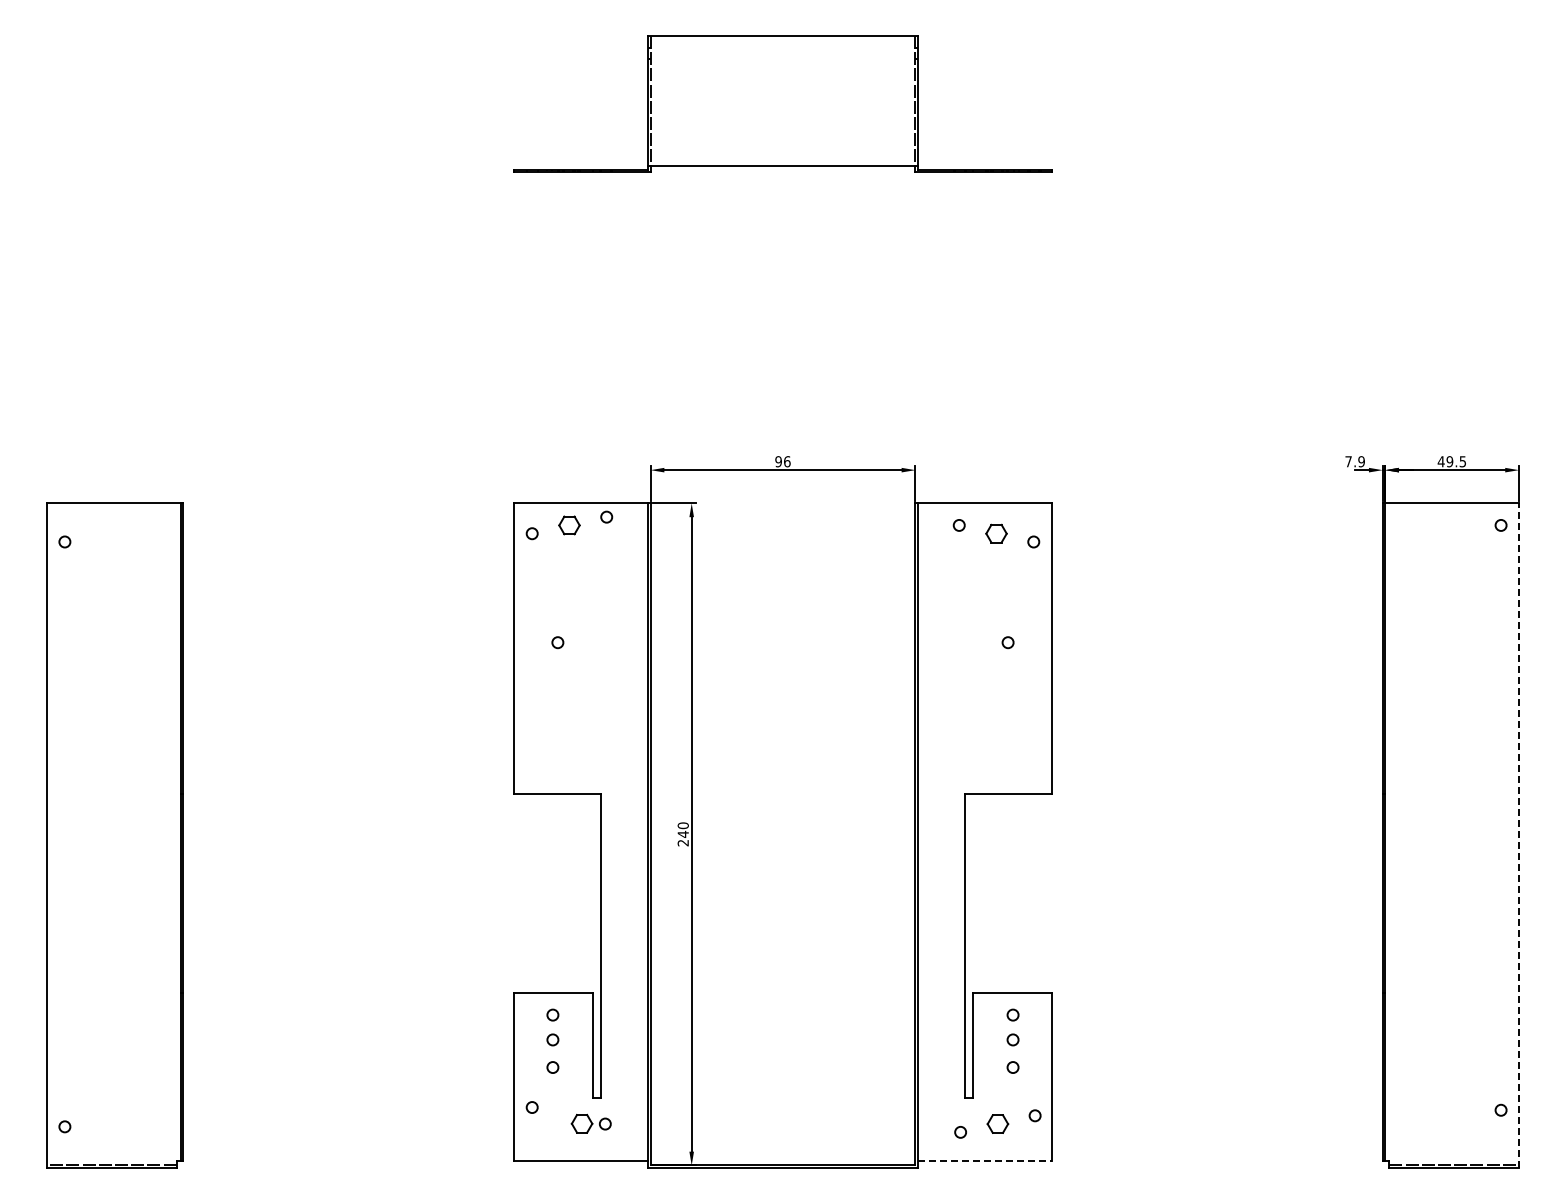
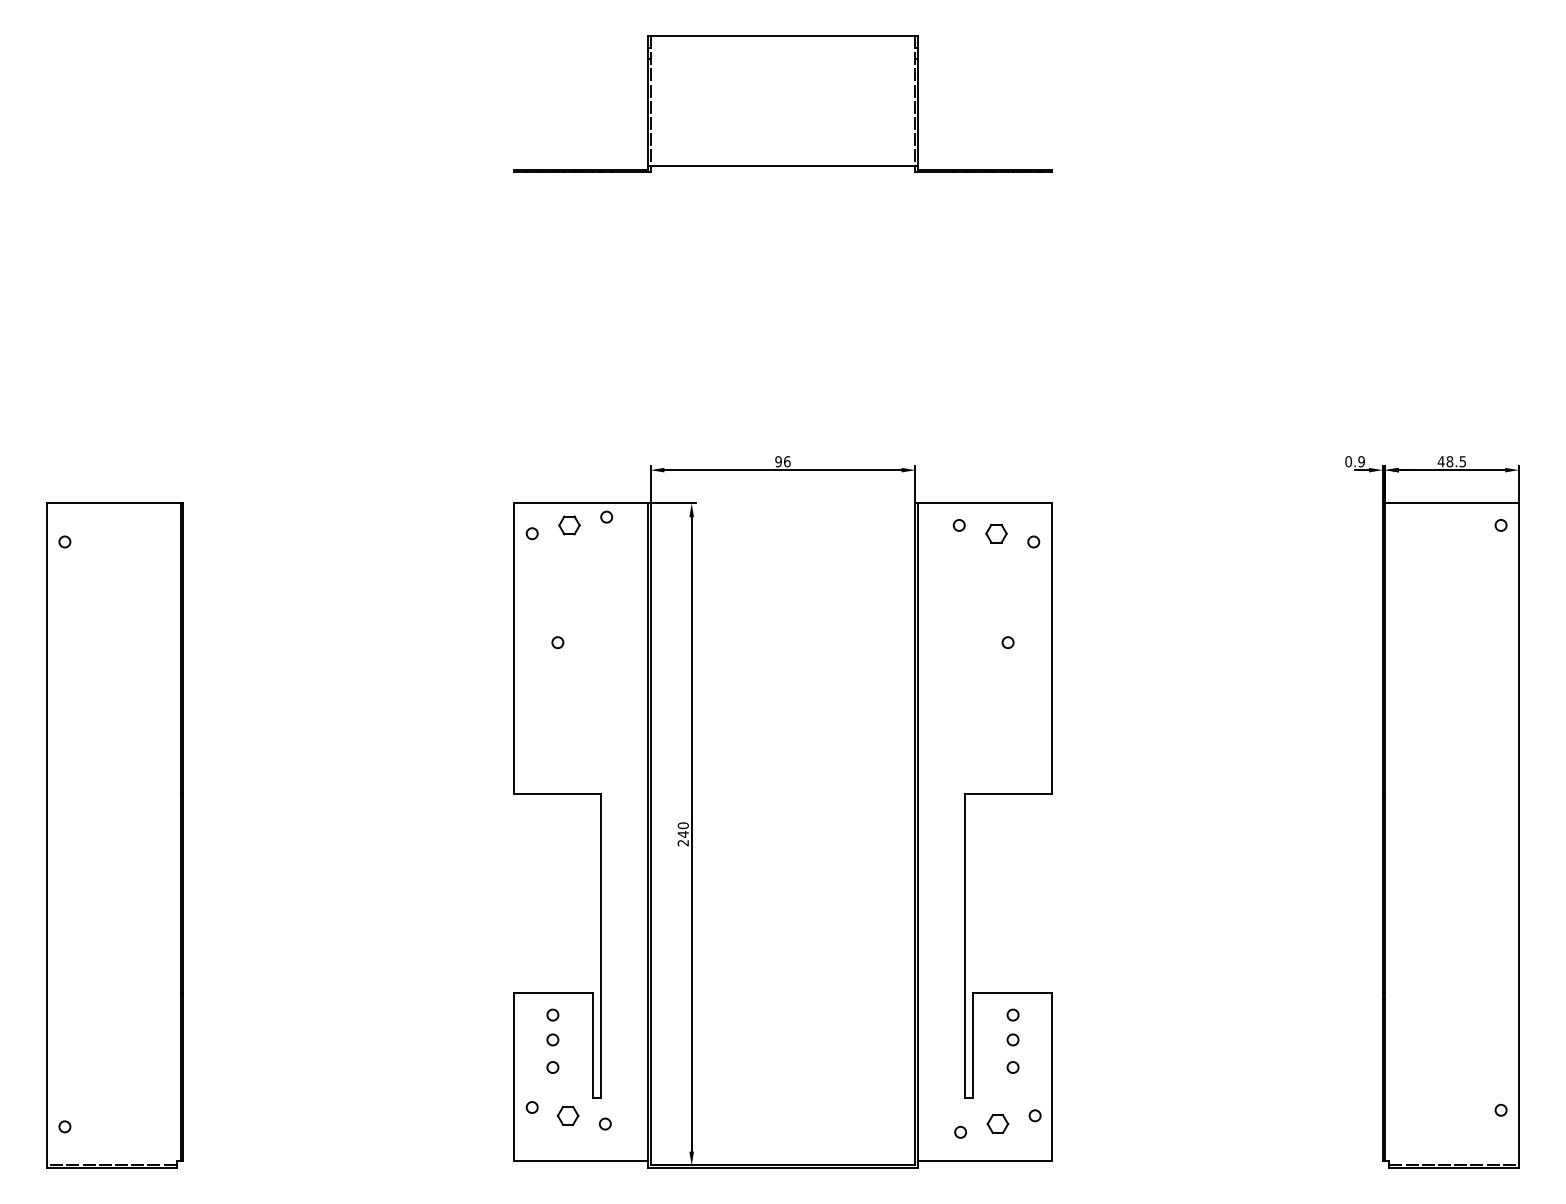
text: 7.9 -> 0.9 (1348, 461)
text: 49.5 -> 48.5 (1449, 461)
line: dashed -> solid (1519, 835)
part position: (581, 1123) -> (567, 1115) (567, 1115)
line: dashed -> solid (984, 1161)
